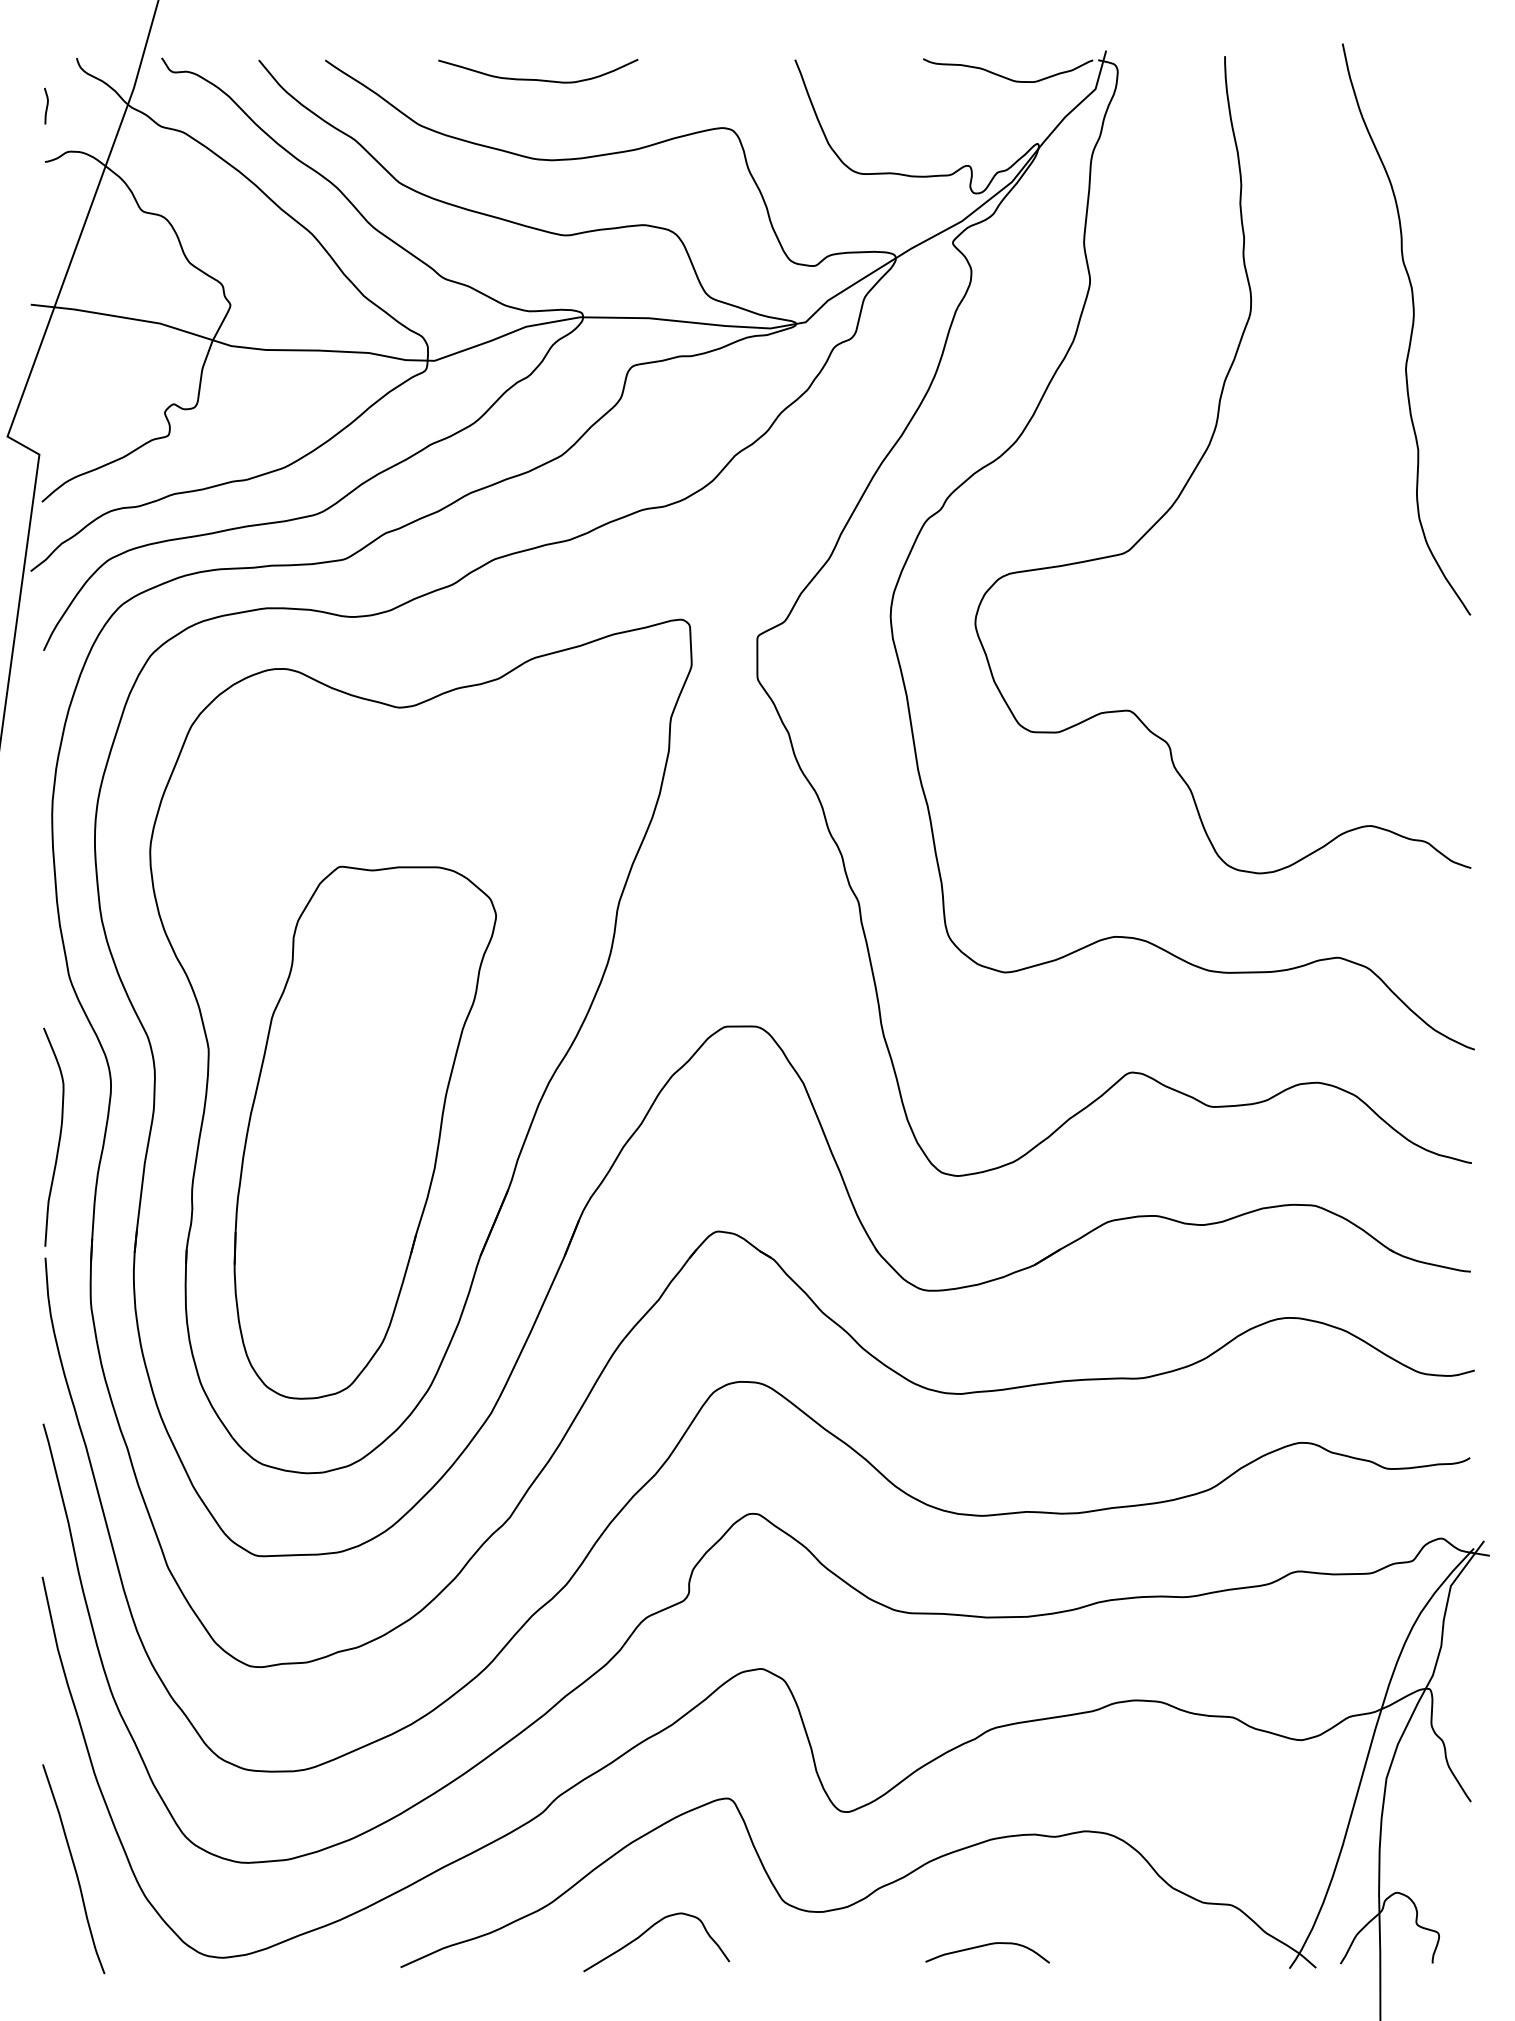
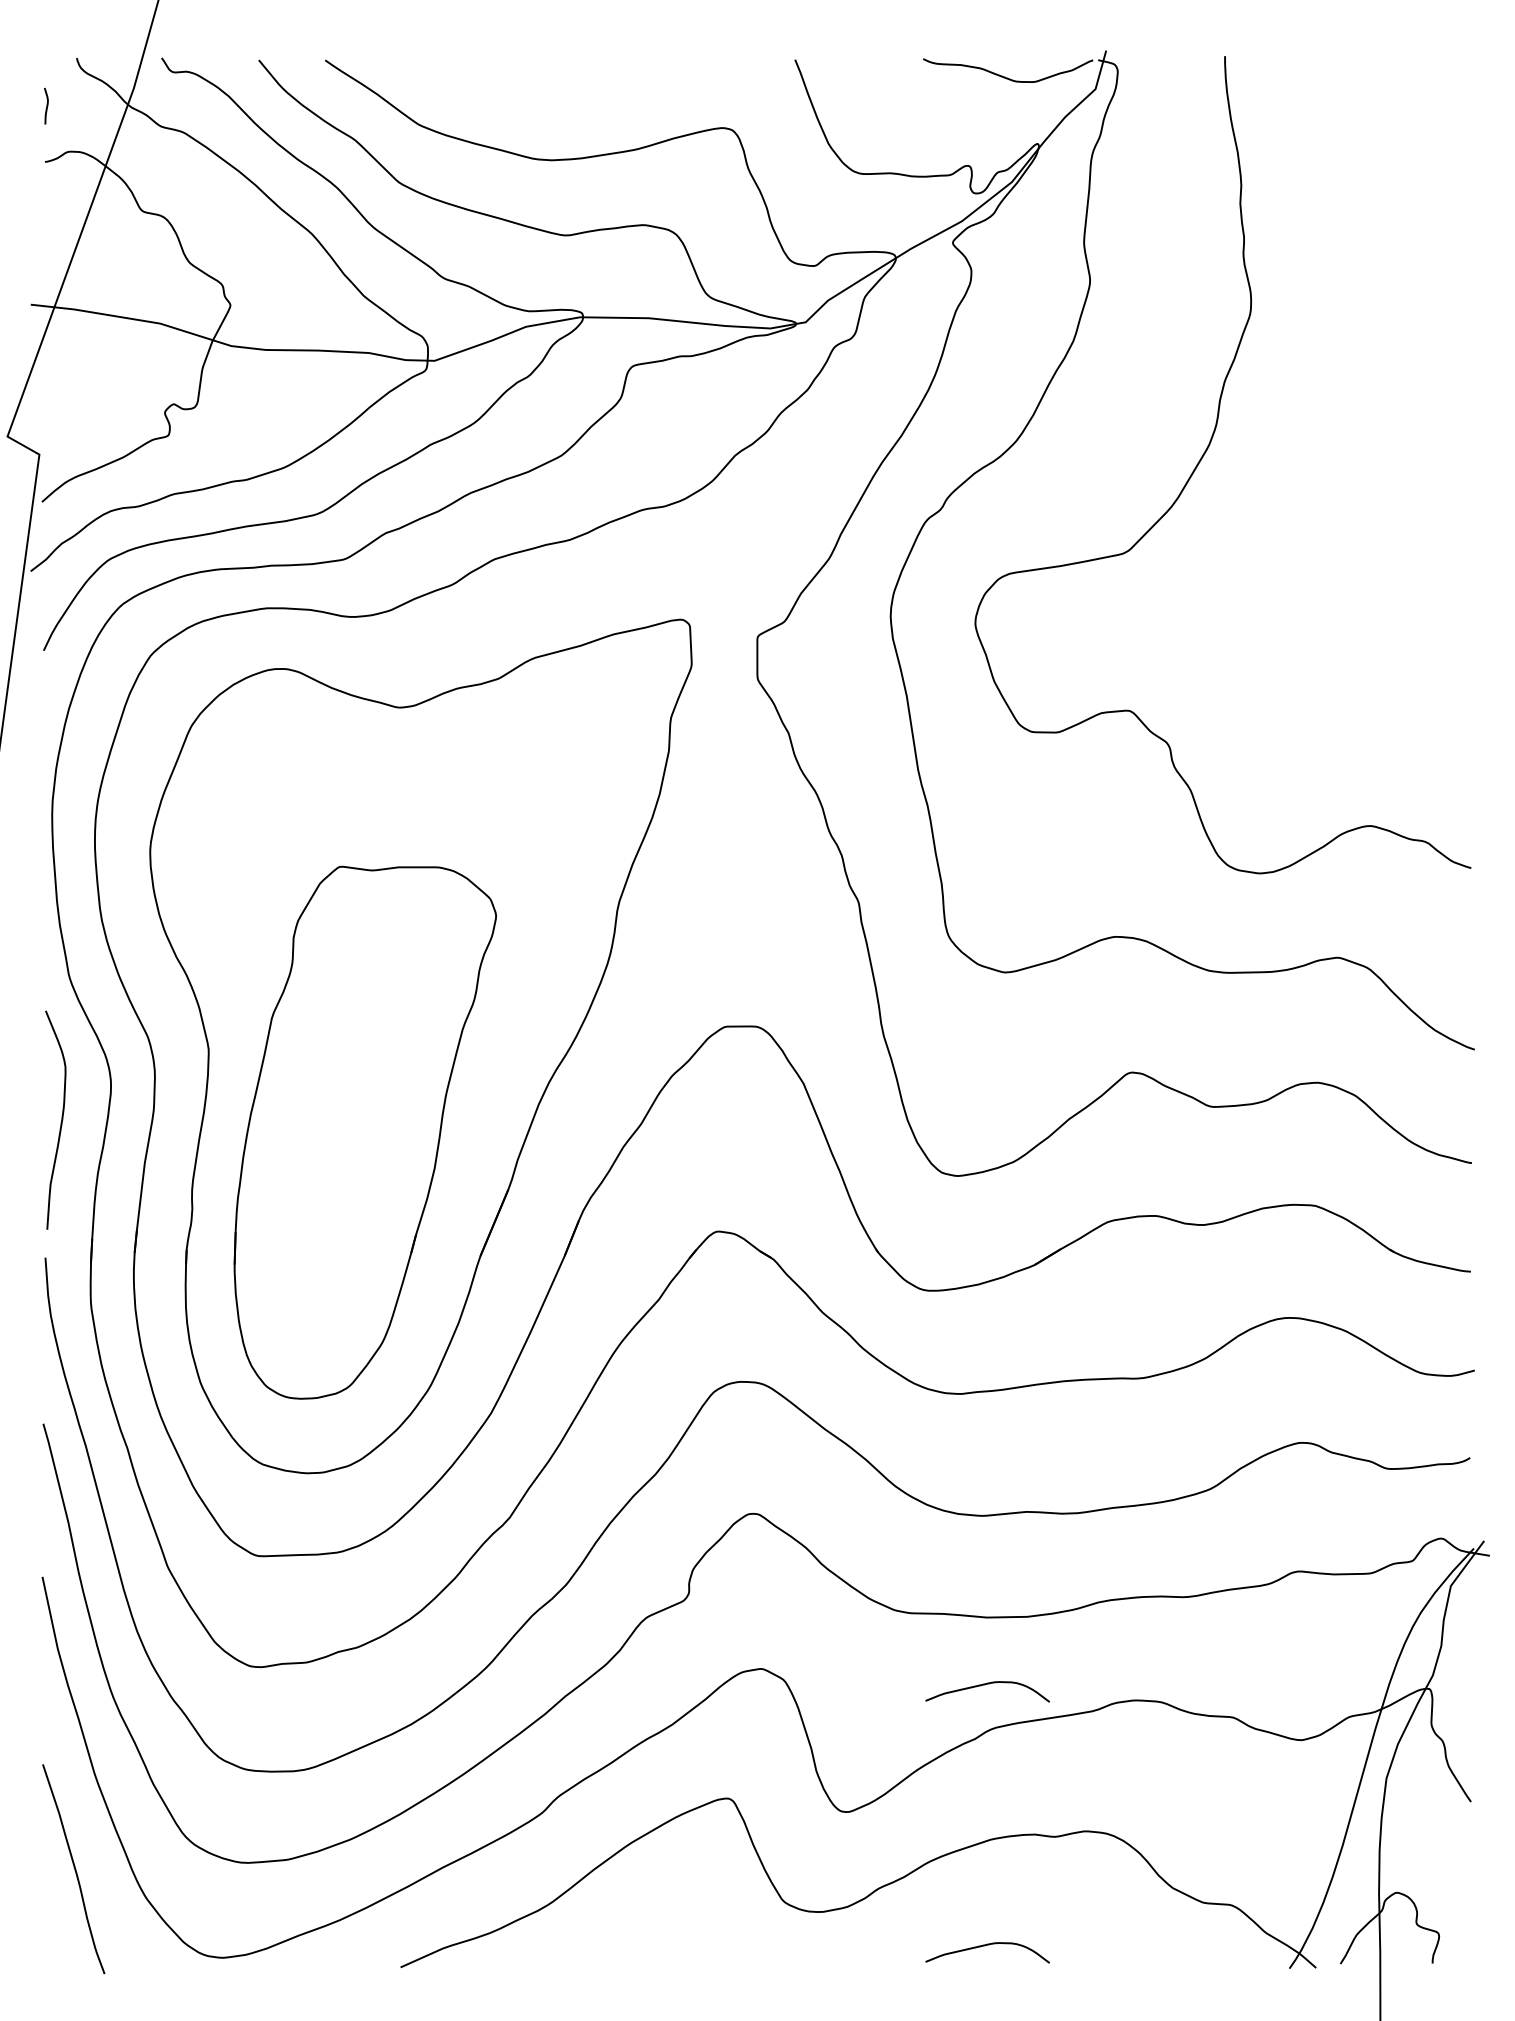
curve: present -> none (538, 79)
curve: present -> none (1411, 329)
curve position: (58, 1139) -> (60, 1122) (60, 1122)
curve: none -> present (985, 1685)
curve: present -> none (646, 1932)
